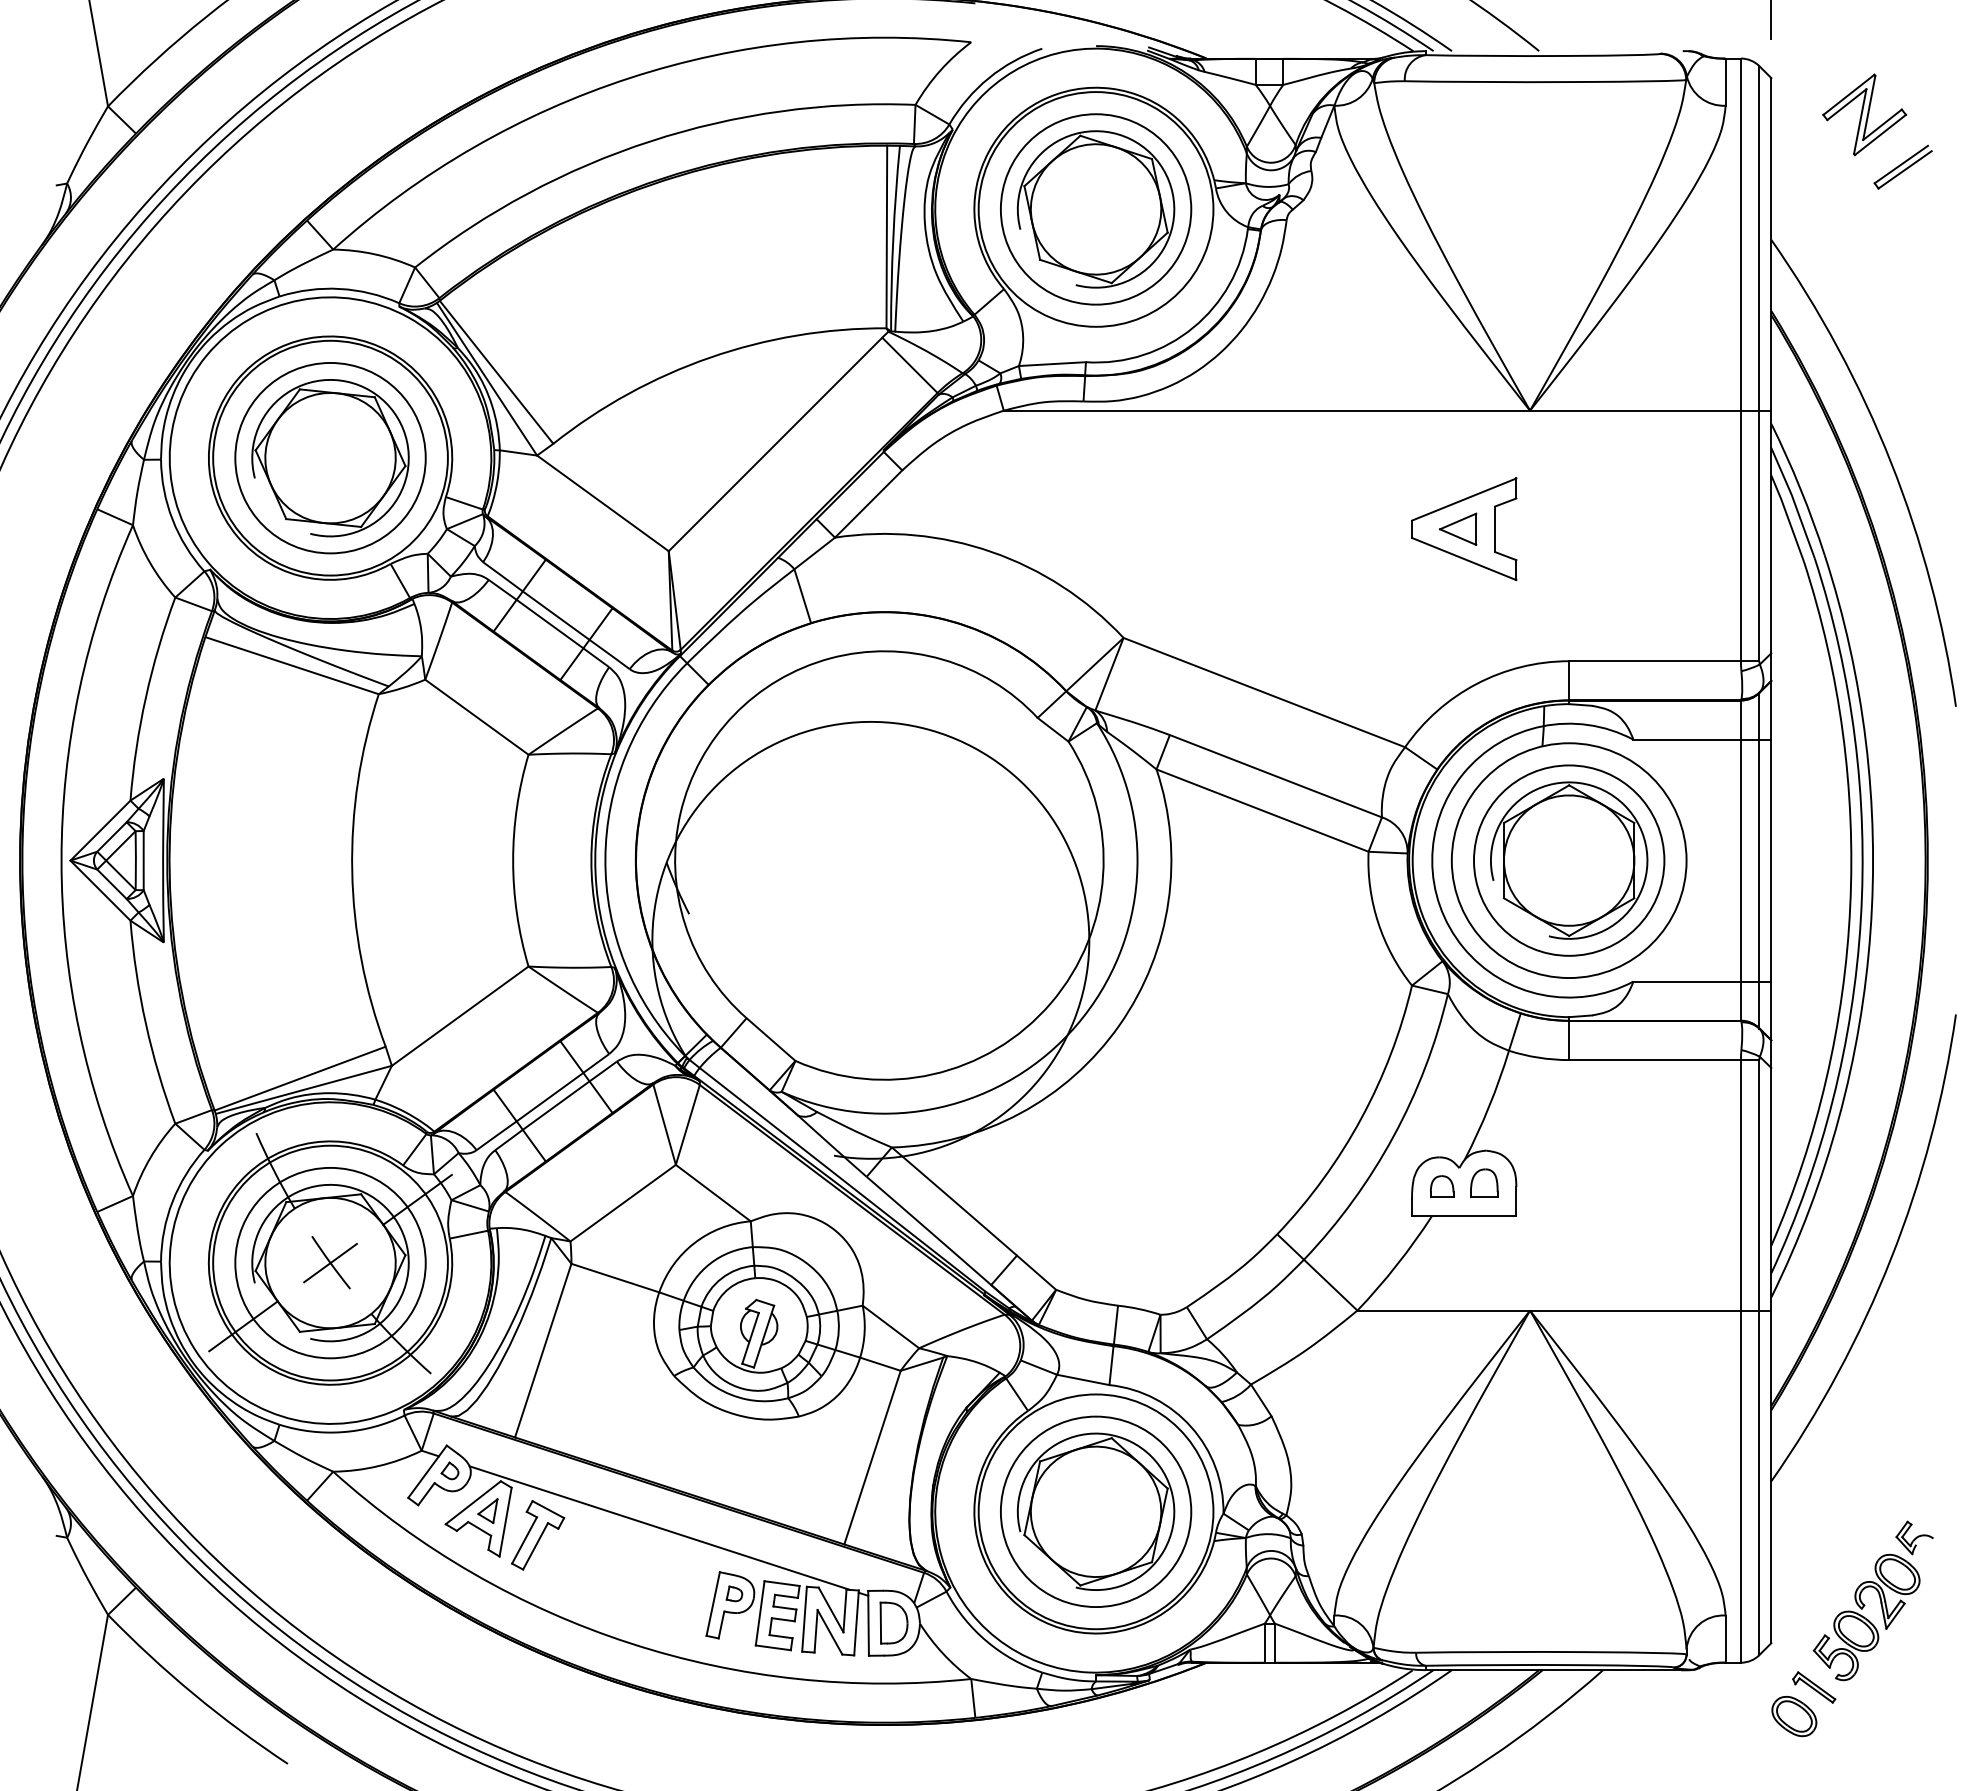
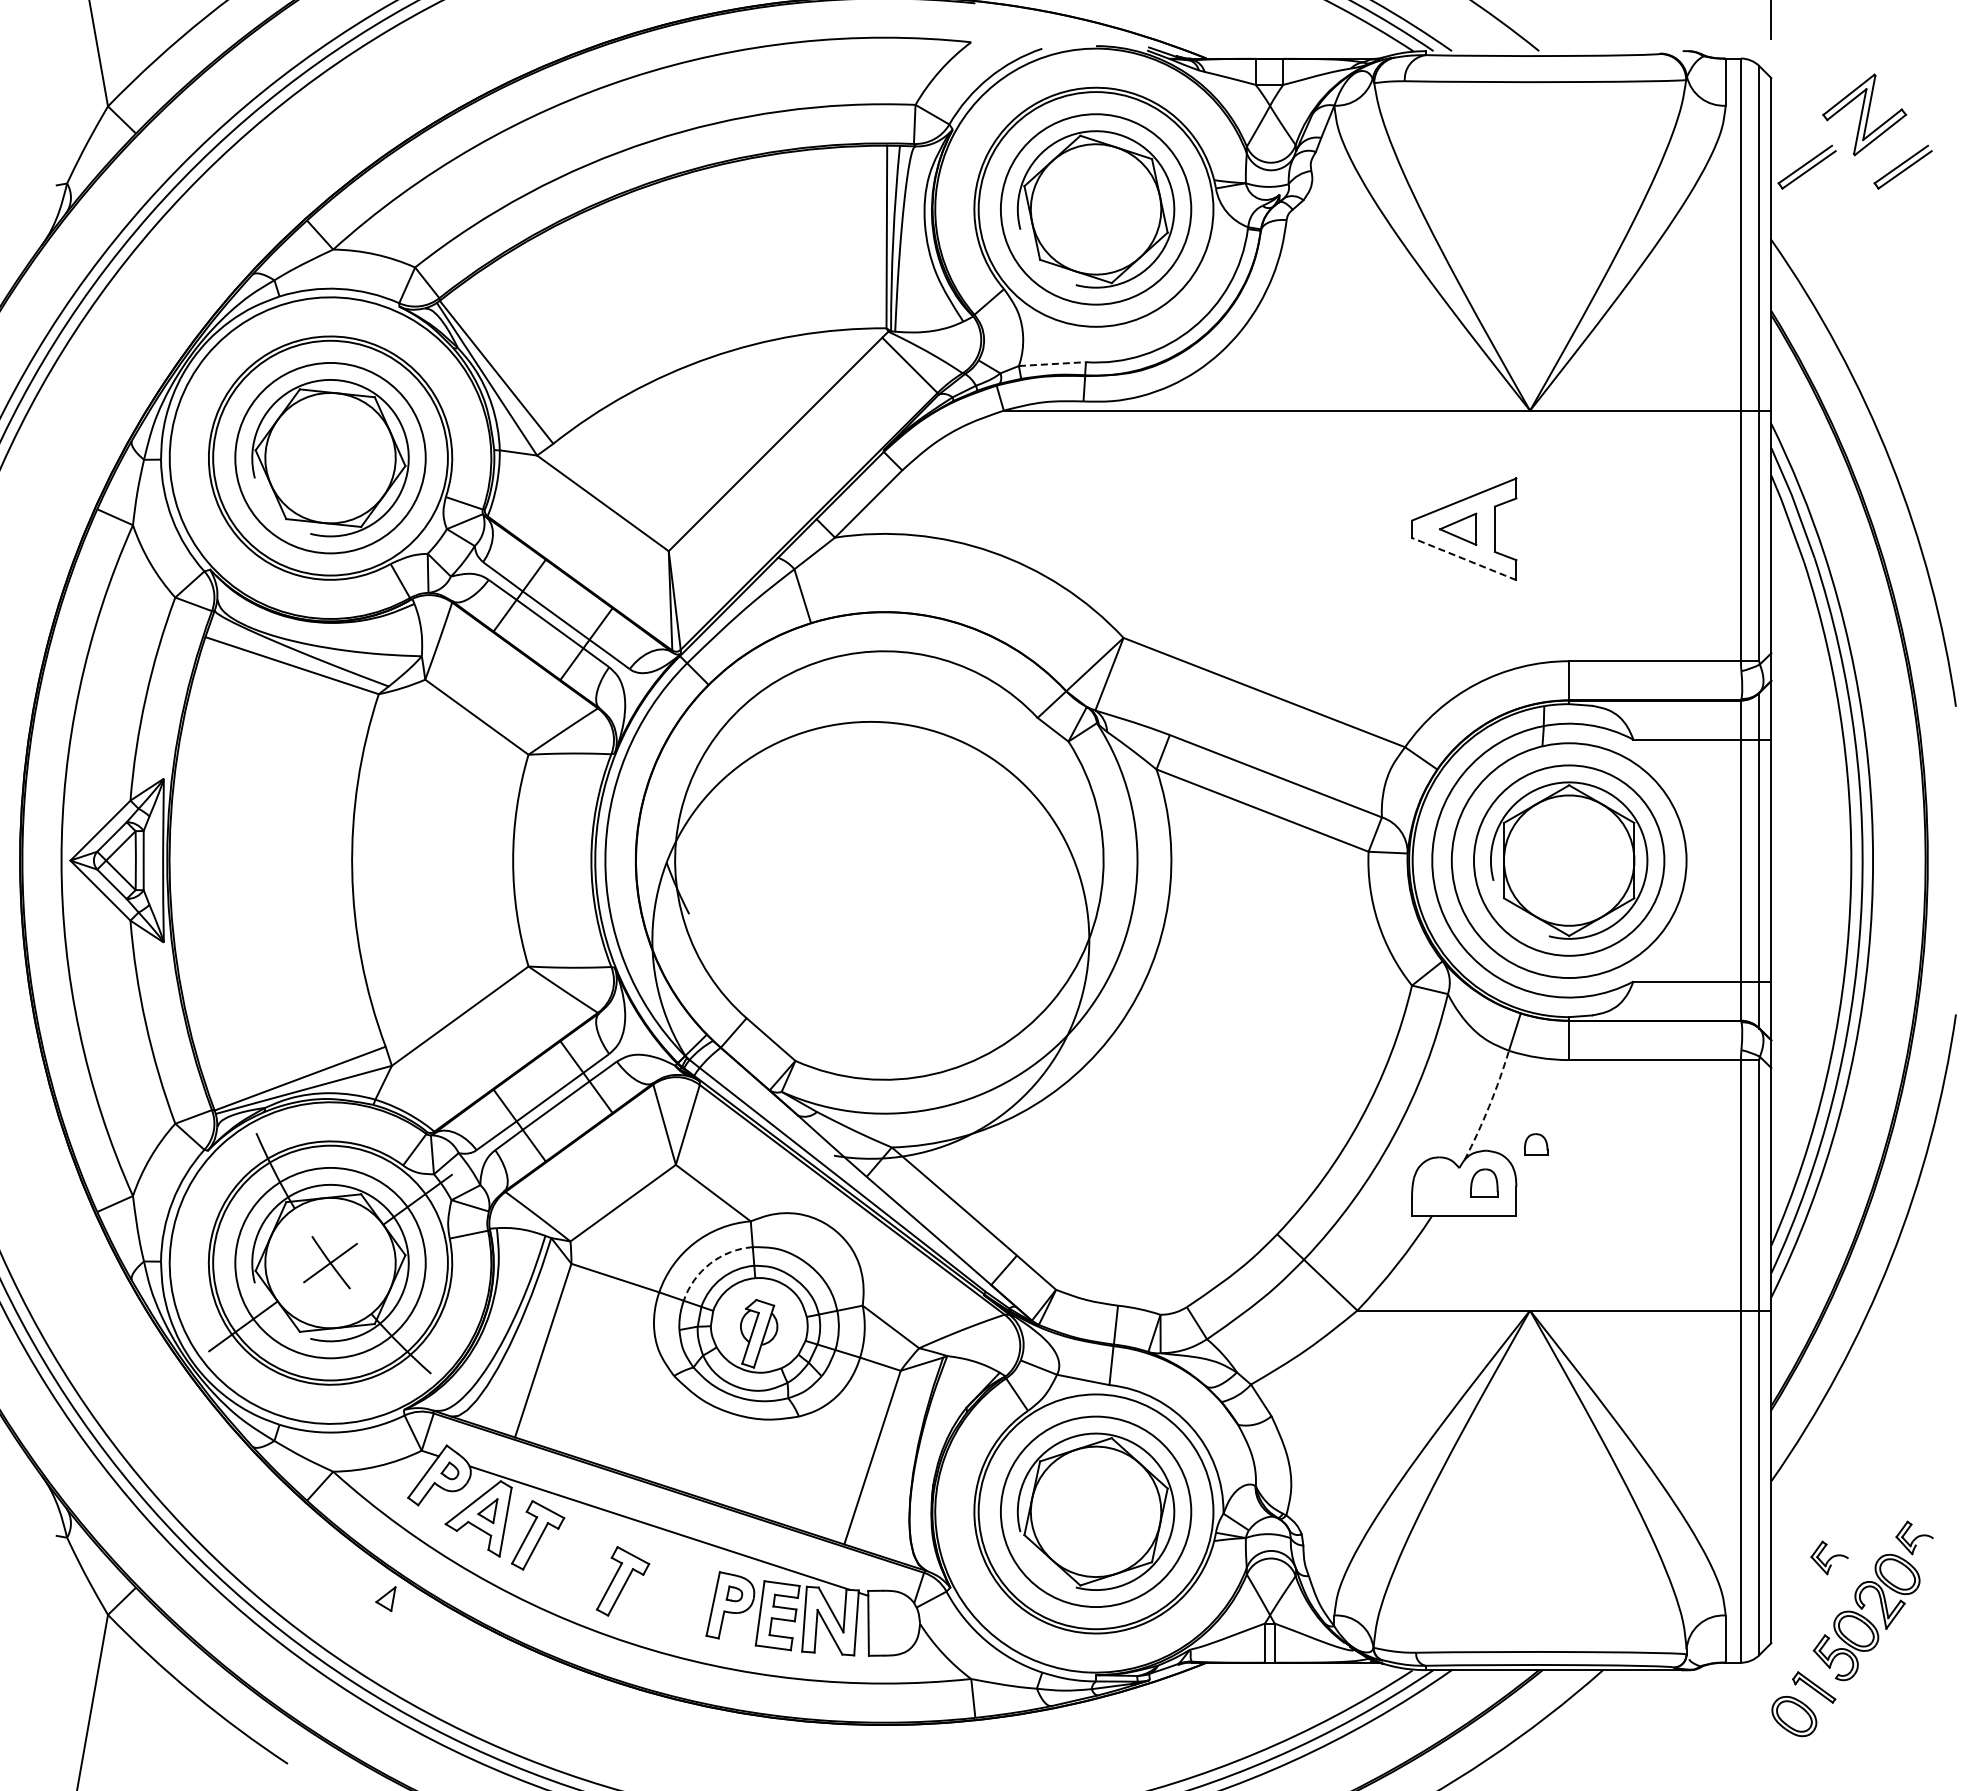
part: none -> present (1806, 166)
line: solid -> dashed (1052, 364)
line: solid -> dashed (1463, 558)
arc: solid -> dashed (1489, 1106)
part position: (1442, 1186) -> (1536, 1144) (1536, 1144)
arc: solid -> dashed (710, 1263)
part: none -> present (1829, 1557)
part: none -> present (623, 1581)
part: none -> present (385, 1599)
part: present -> none (893, 1622)
